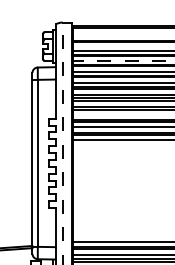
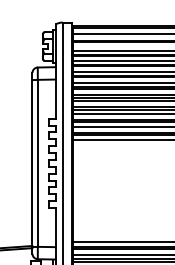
line: none -> present (122, 33)
line: dashed -> solid (123, 60)
line: none -> present (122, 113)
line: dashed -> solid (62, 143)
